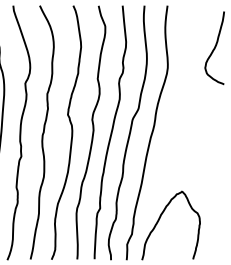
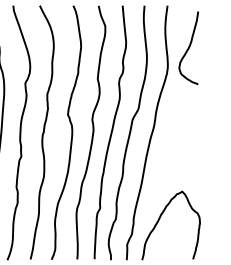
curve position: (214, 48) -> (188, 48) (188, 48)
